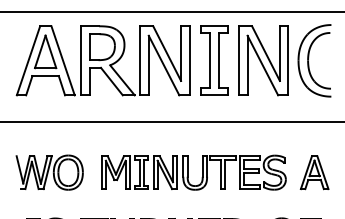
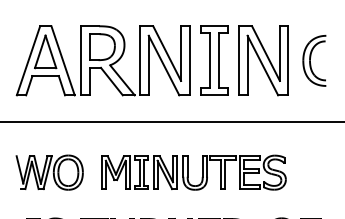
line: present -> none (171, 11)
part size: 35x74 px -> 25x52 px (314, 60)
part: present -> none (314, 172)
